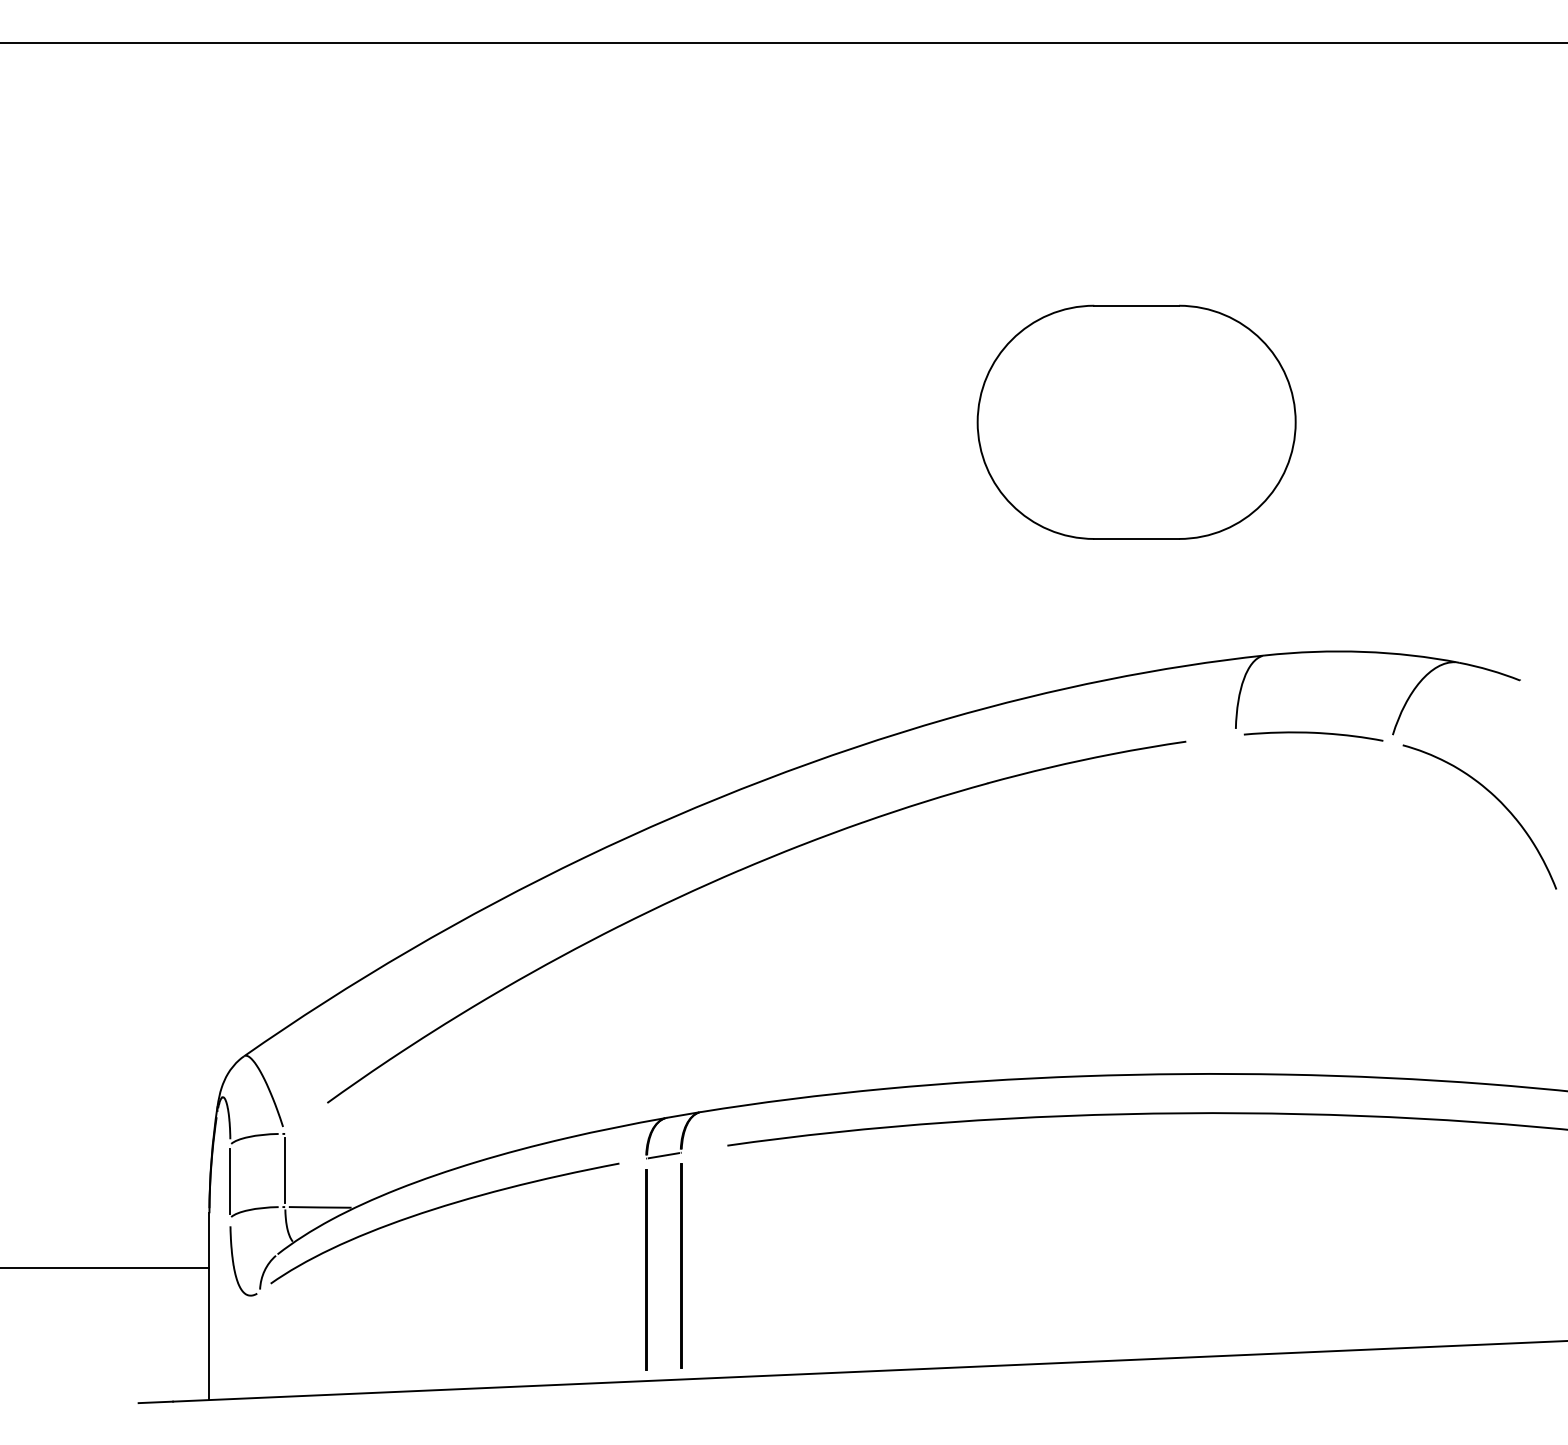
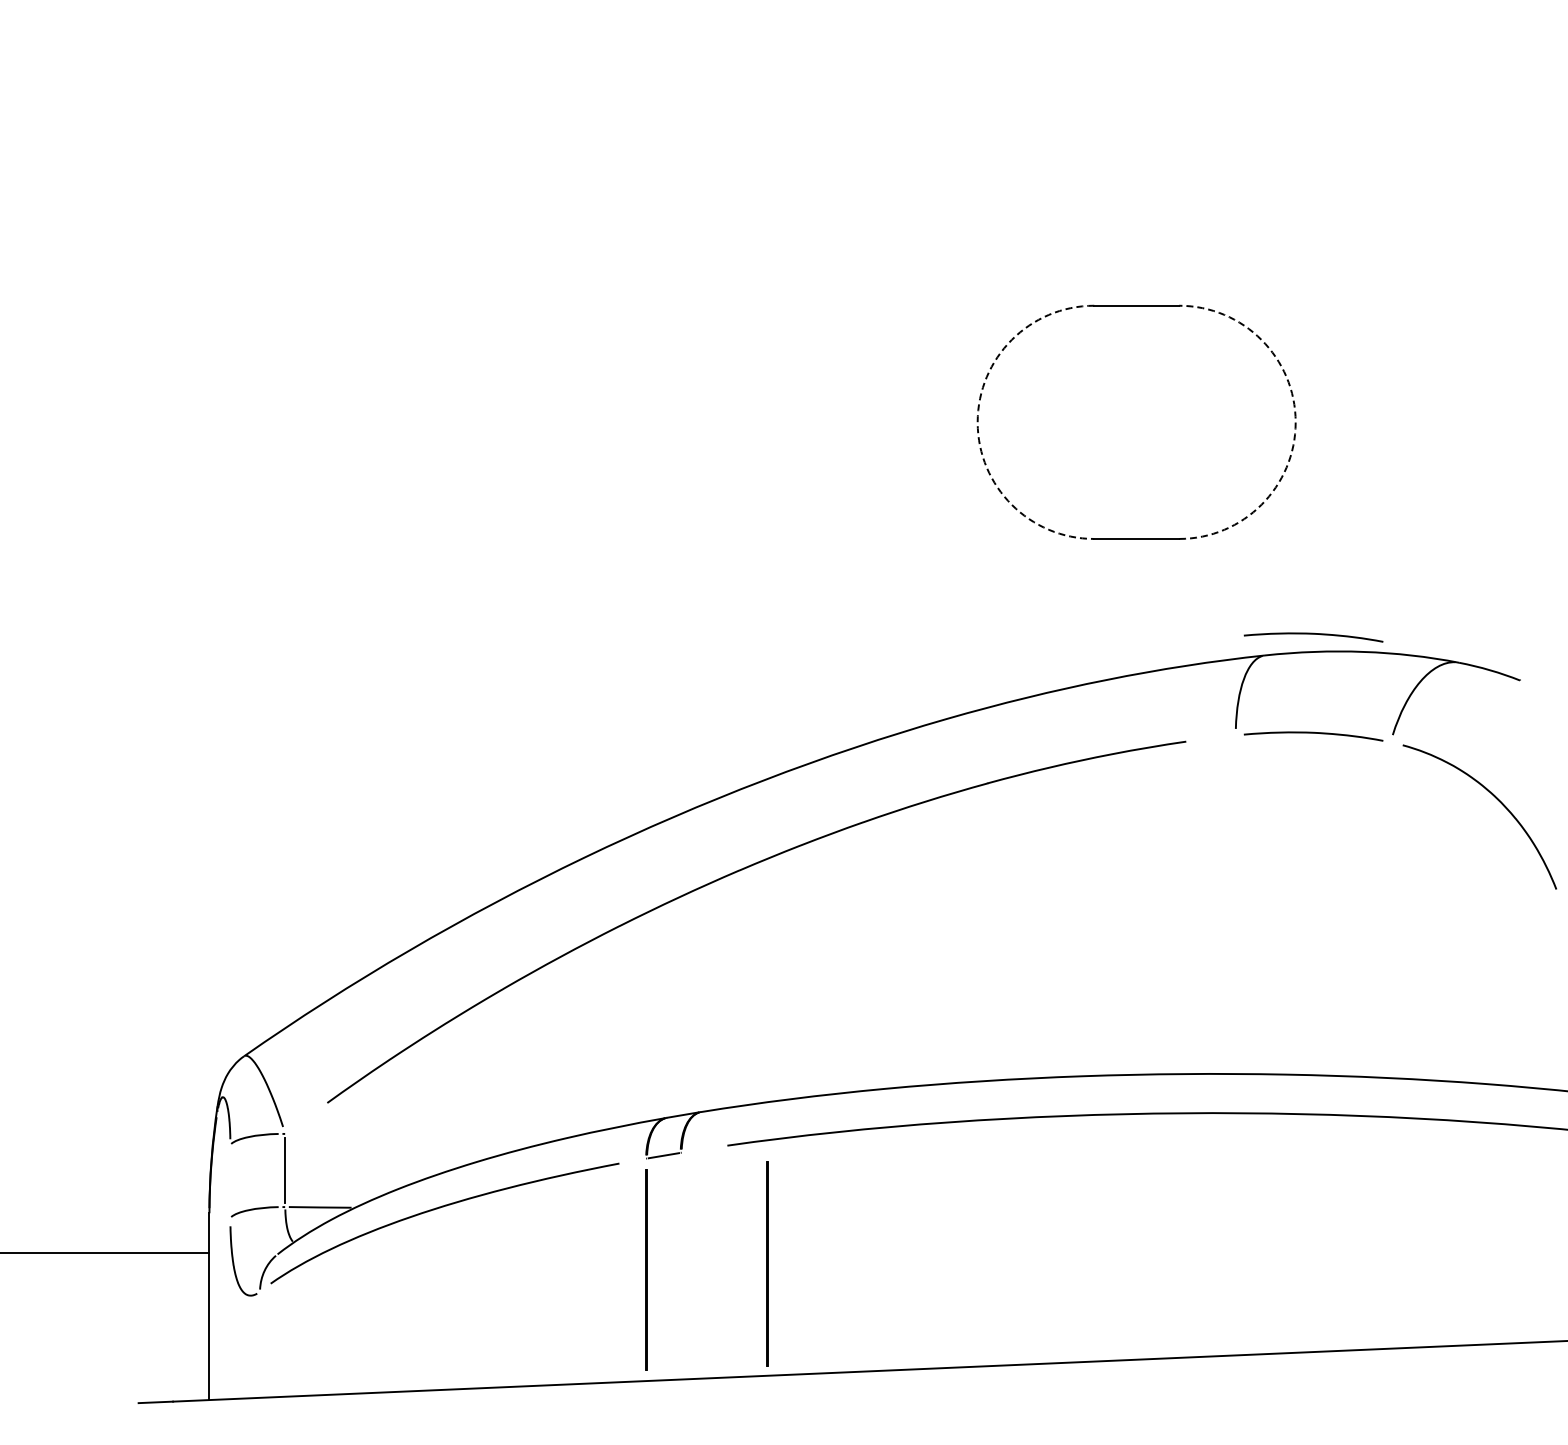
line: present -> none (783, 43)
arc: solid -> dashed (977, 422)
arc: solid -> dashed (1295, 422)
curve: none -> present (1313, 634)
line: present -> none (230, 1181)
line position: (681, 1265) -> (767, 1263) (767, 1263)
line position: (105, 1267) -> (105, 1252) (105, 1252)
